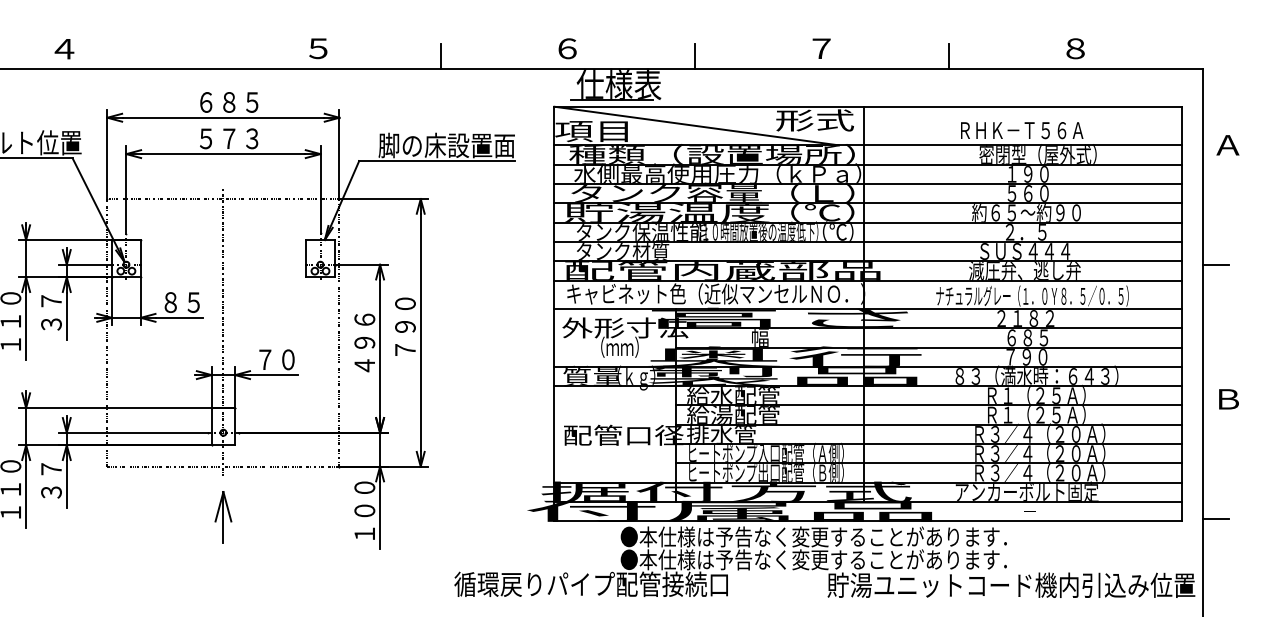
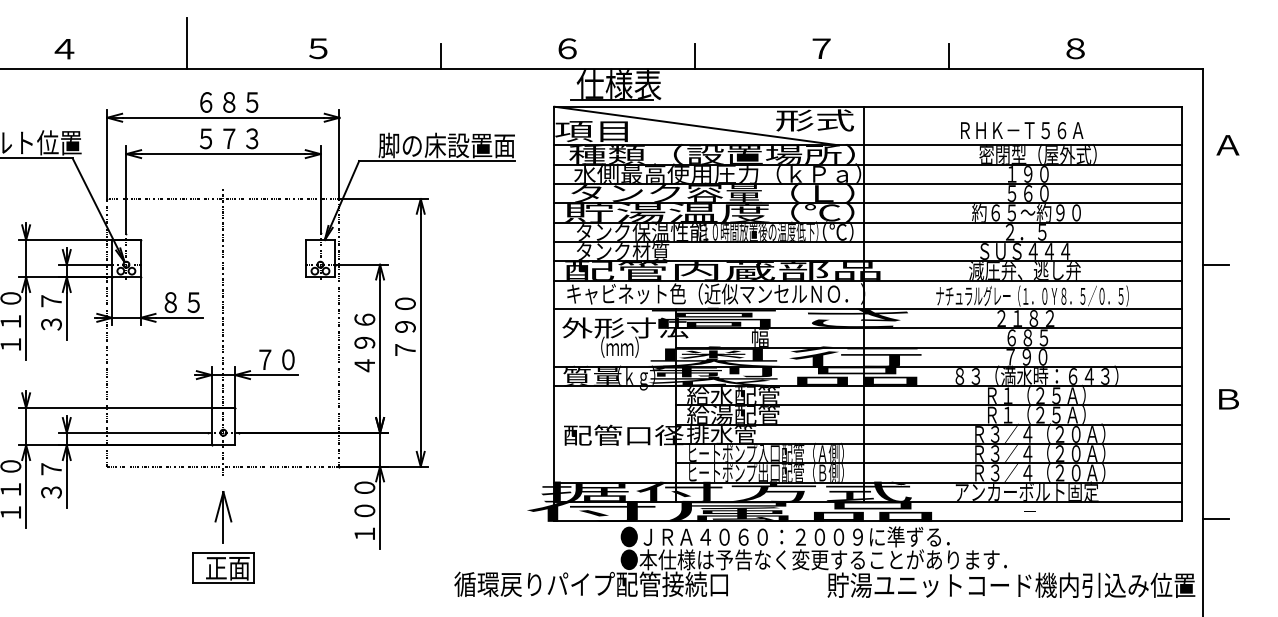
line: none -> present (187, 43)
text: ●本仕様は予告なく変更することがあります． -> ●ＪＲＡ４０６０：２００９に準ずる． (822, 536)
part: none -> present (223, 567)
